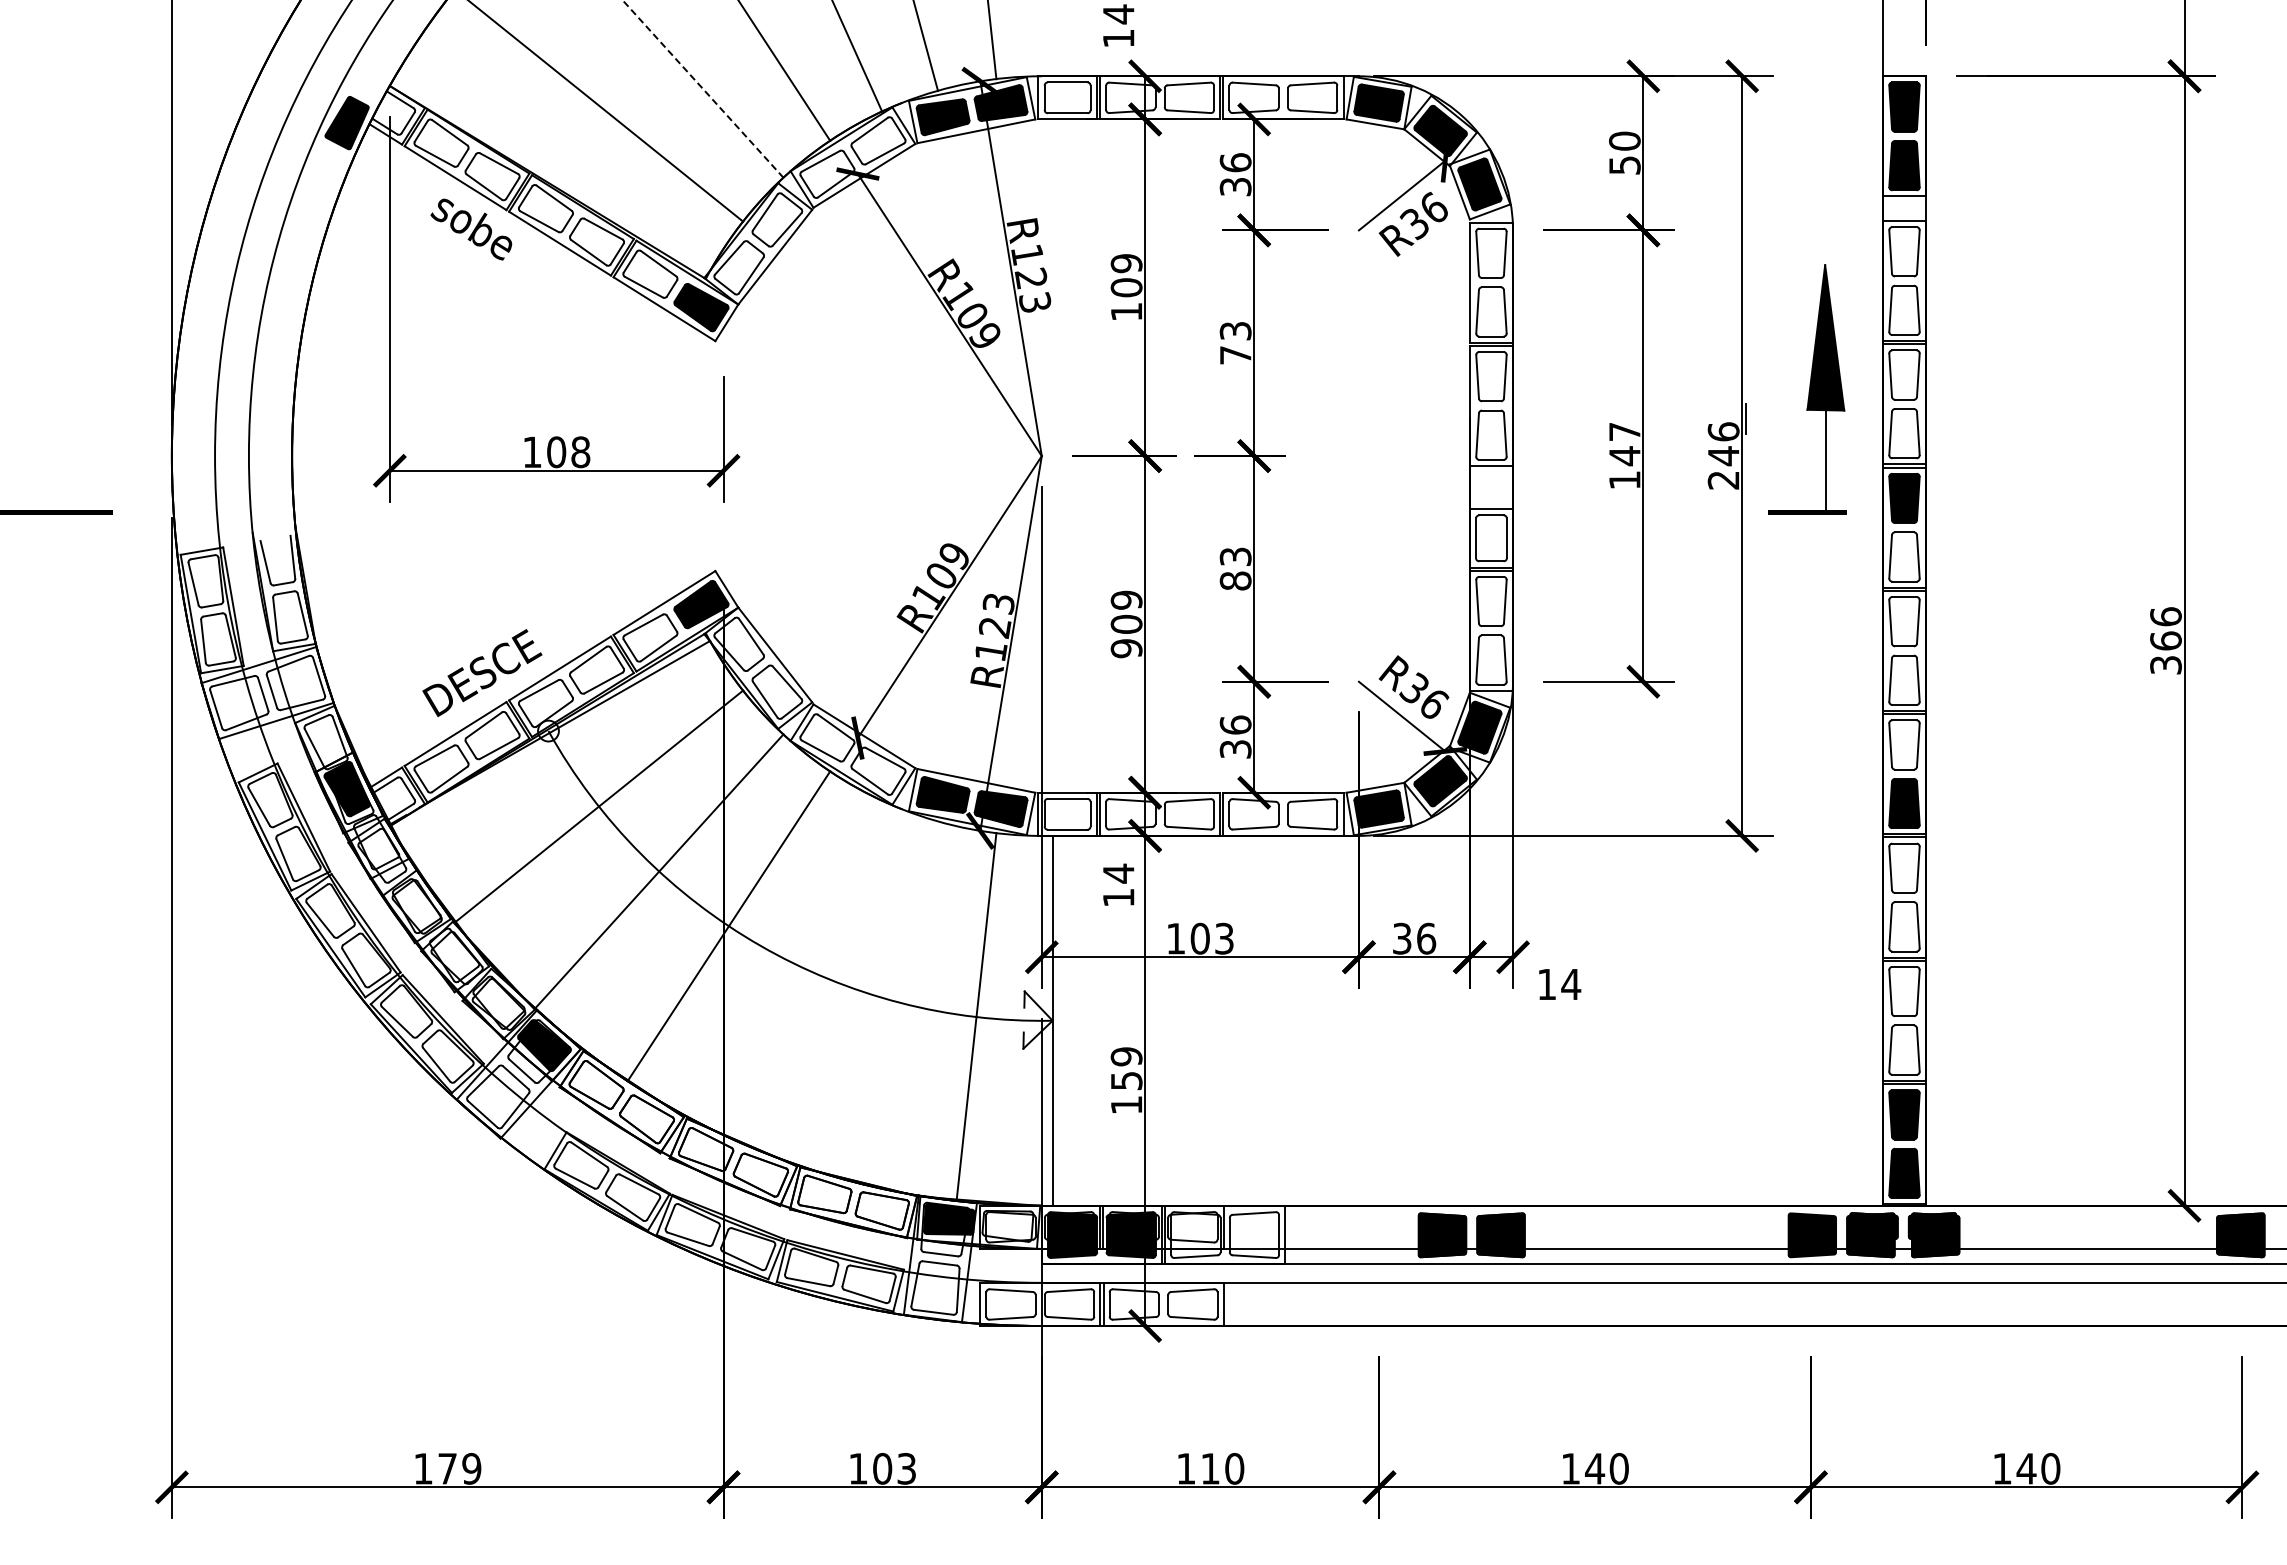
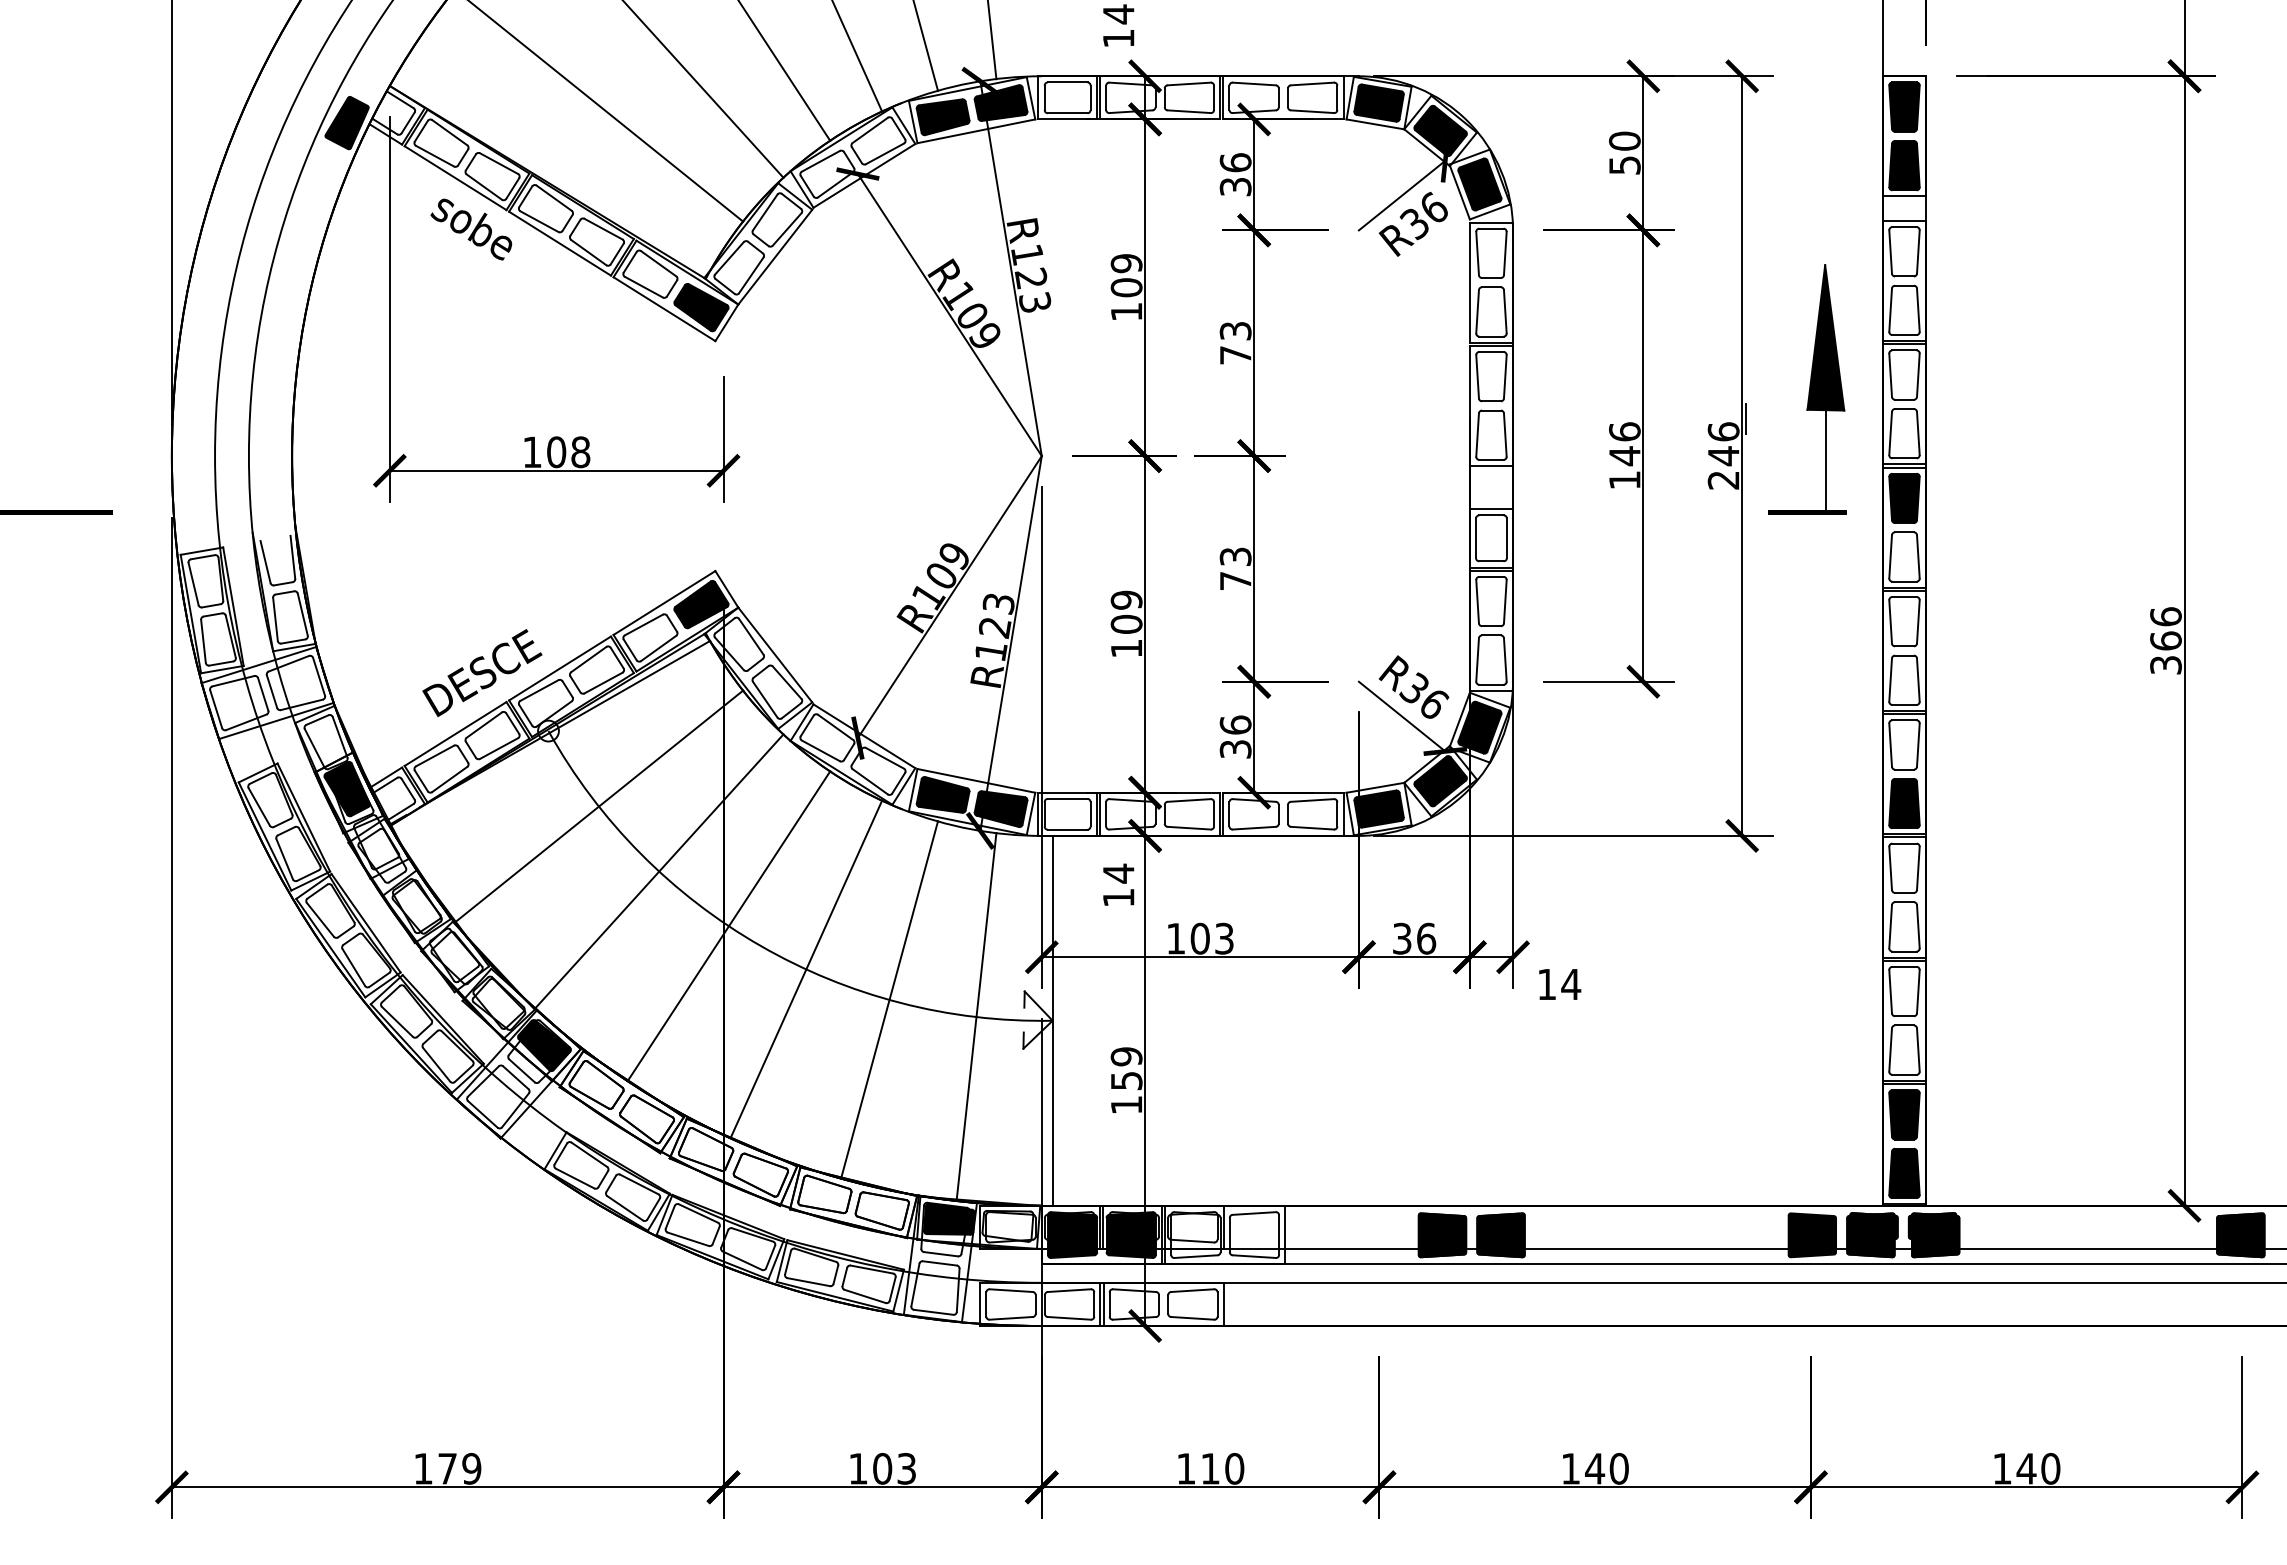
line: dashed -> solid (703, 89)
text: 147 -> 146 (1624, 431)
text: 83 -> 73 (1235, 580)
text: 909 -> 109 (1126, 648)
line: none -> present (806, 969)
line: none -> present (889, 999)
